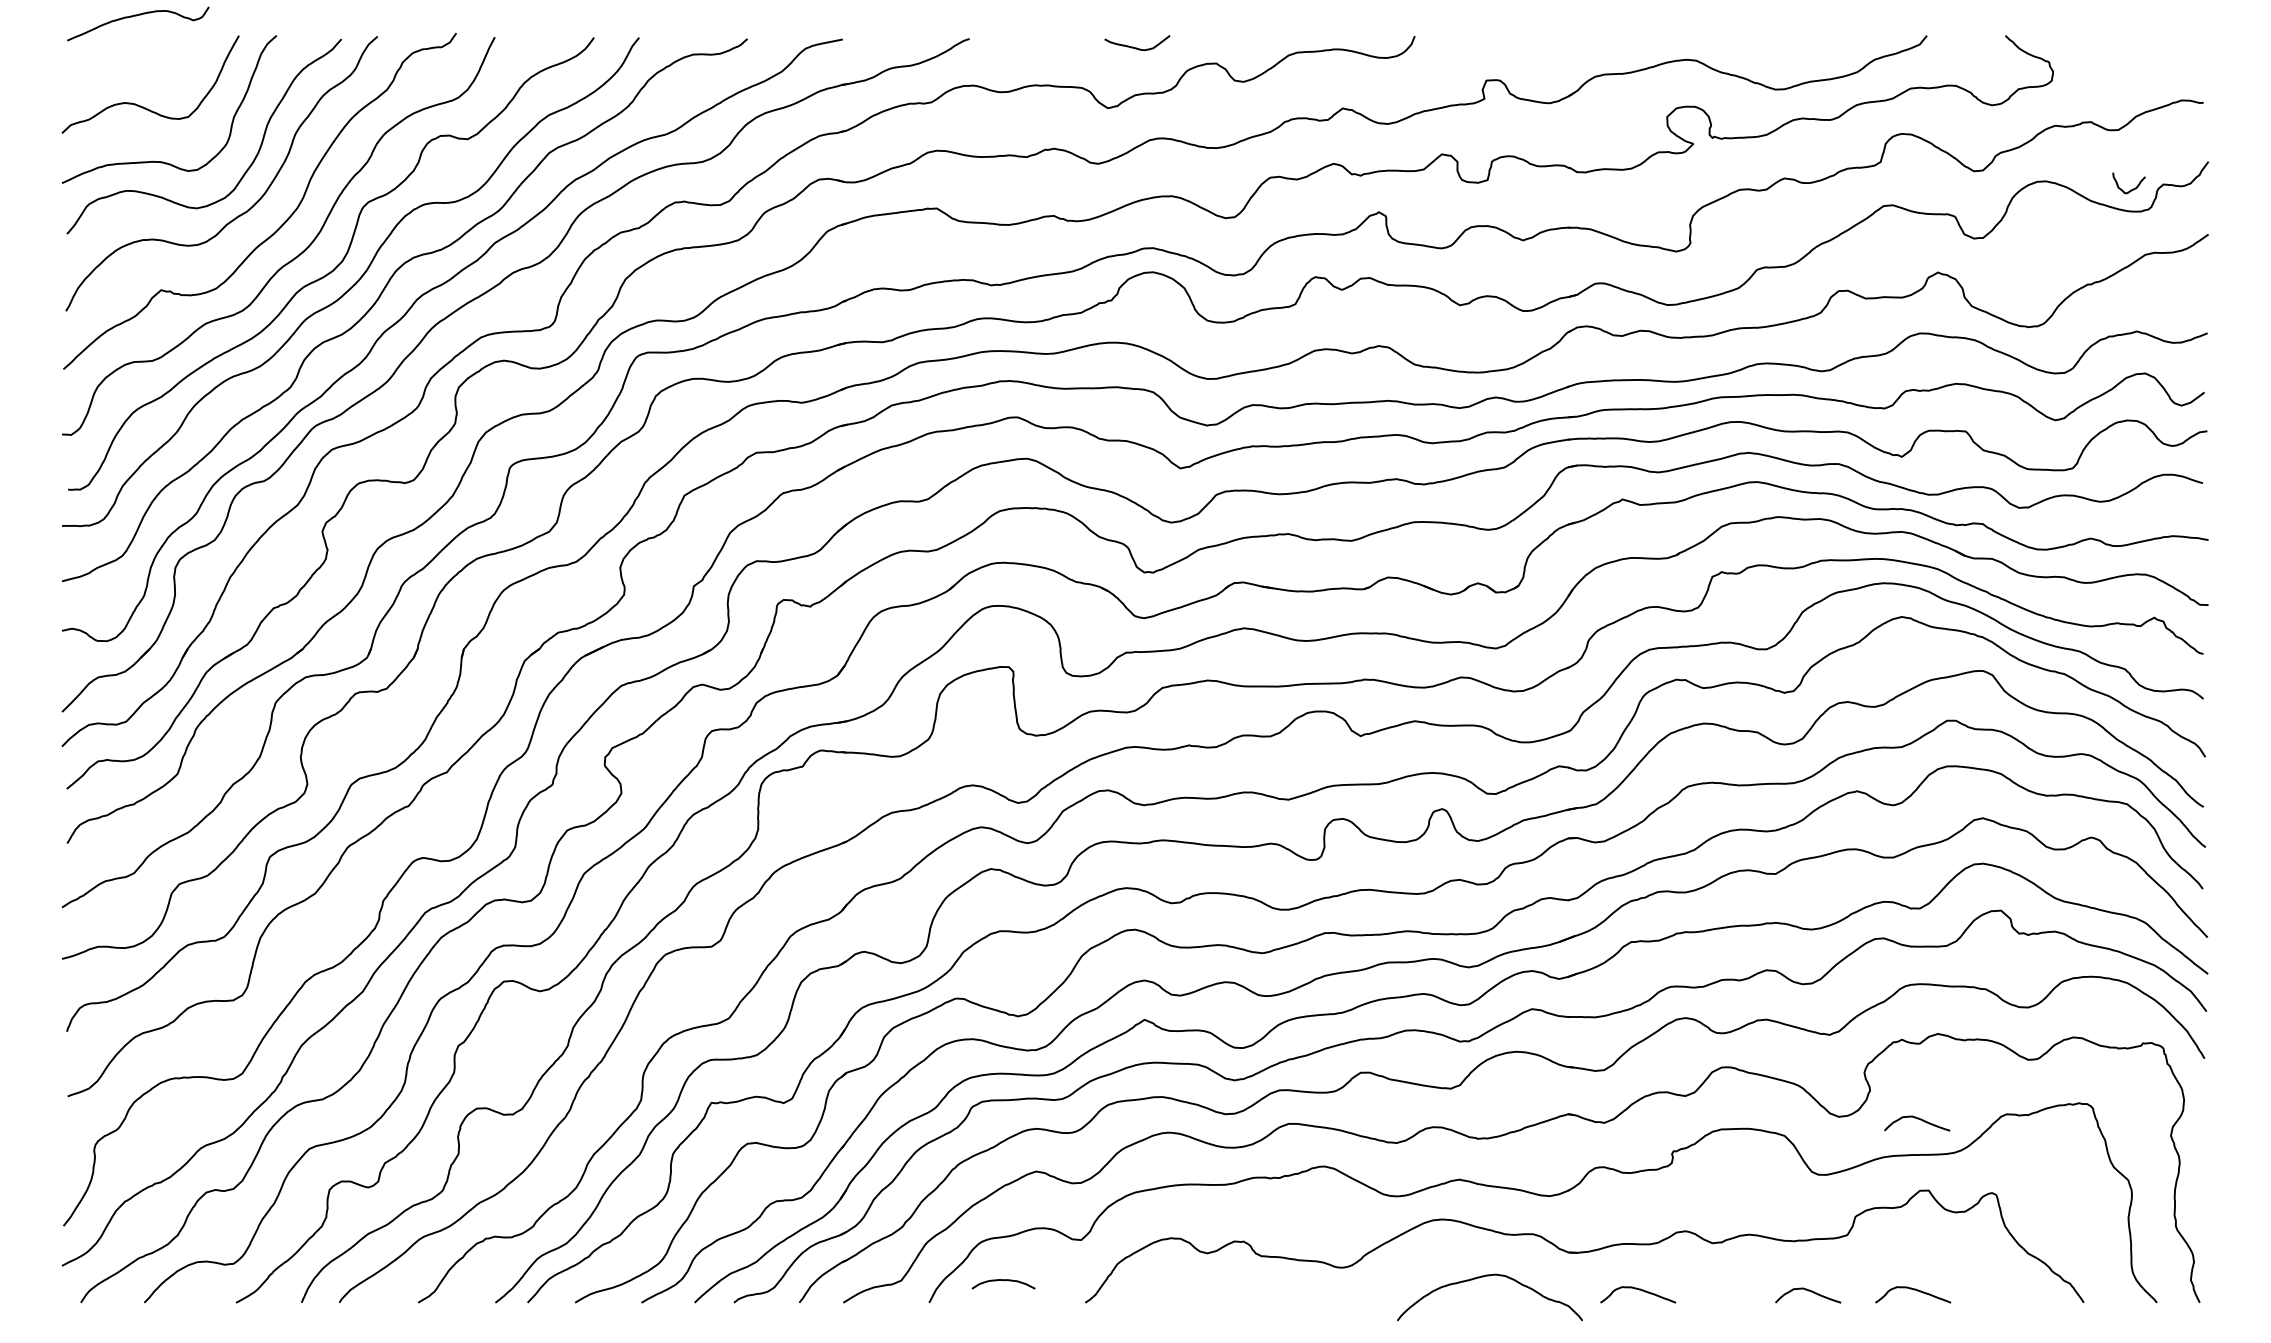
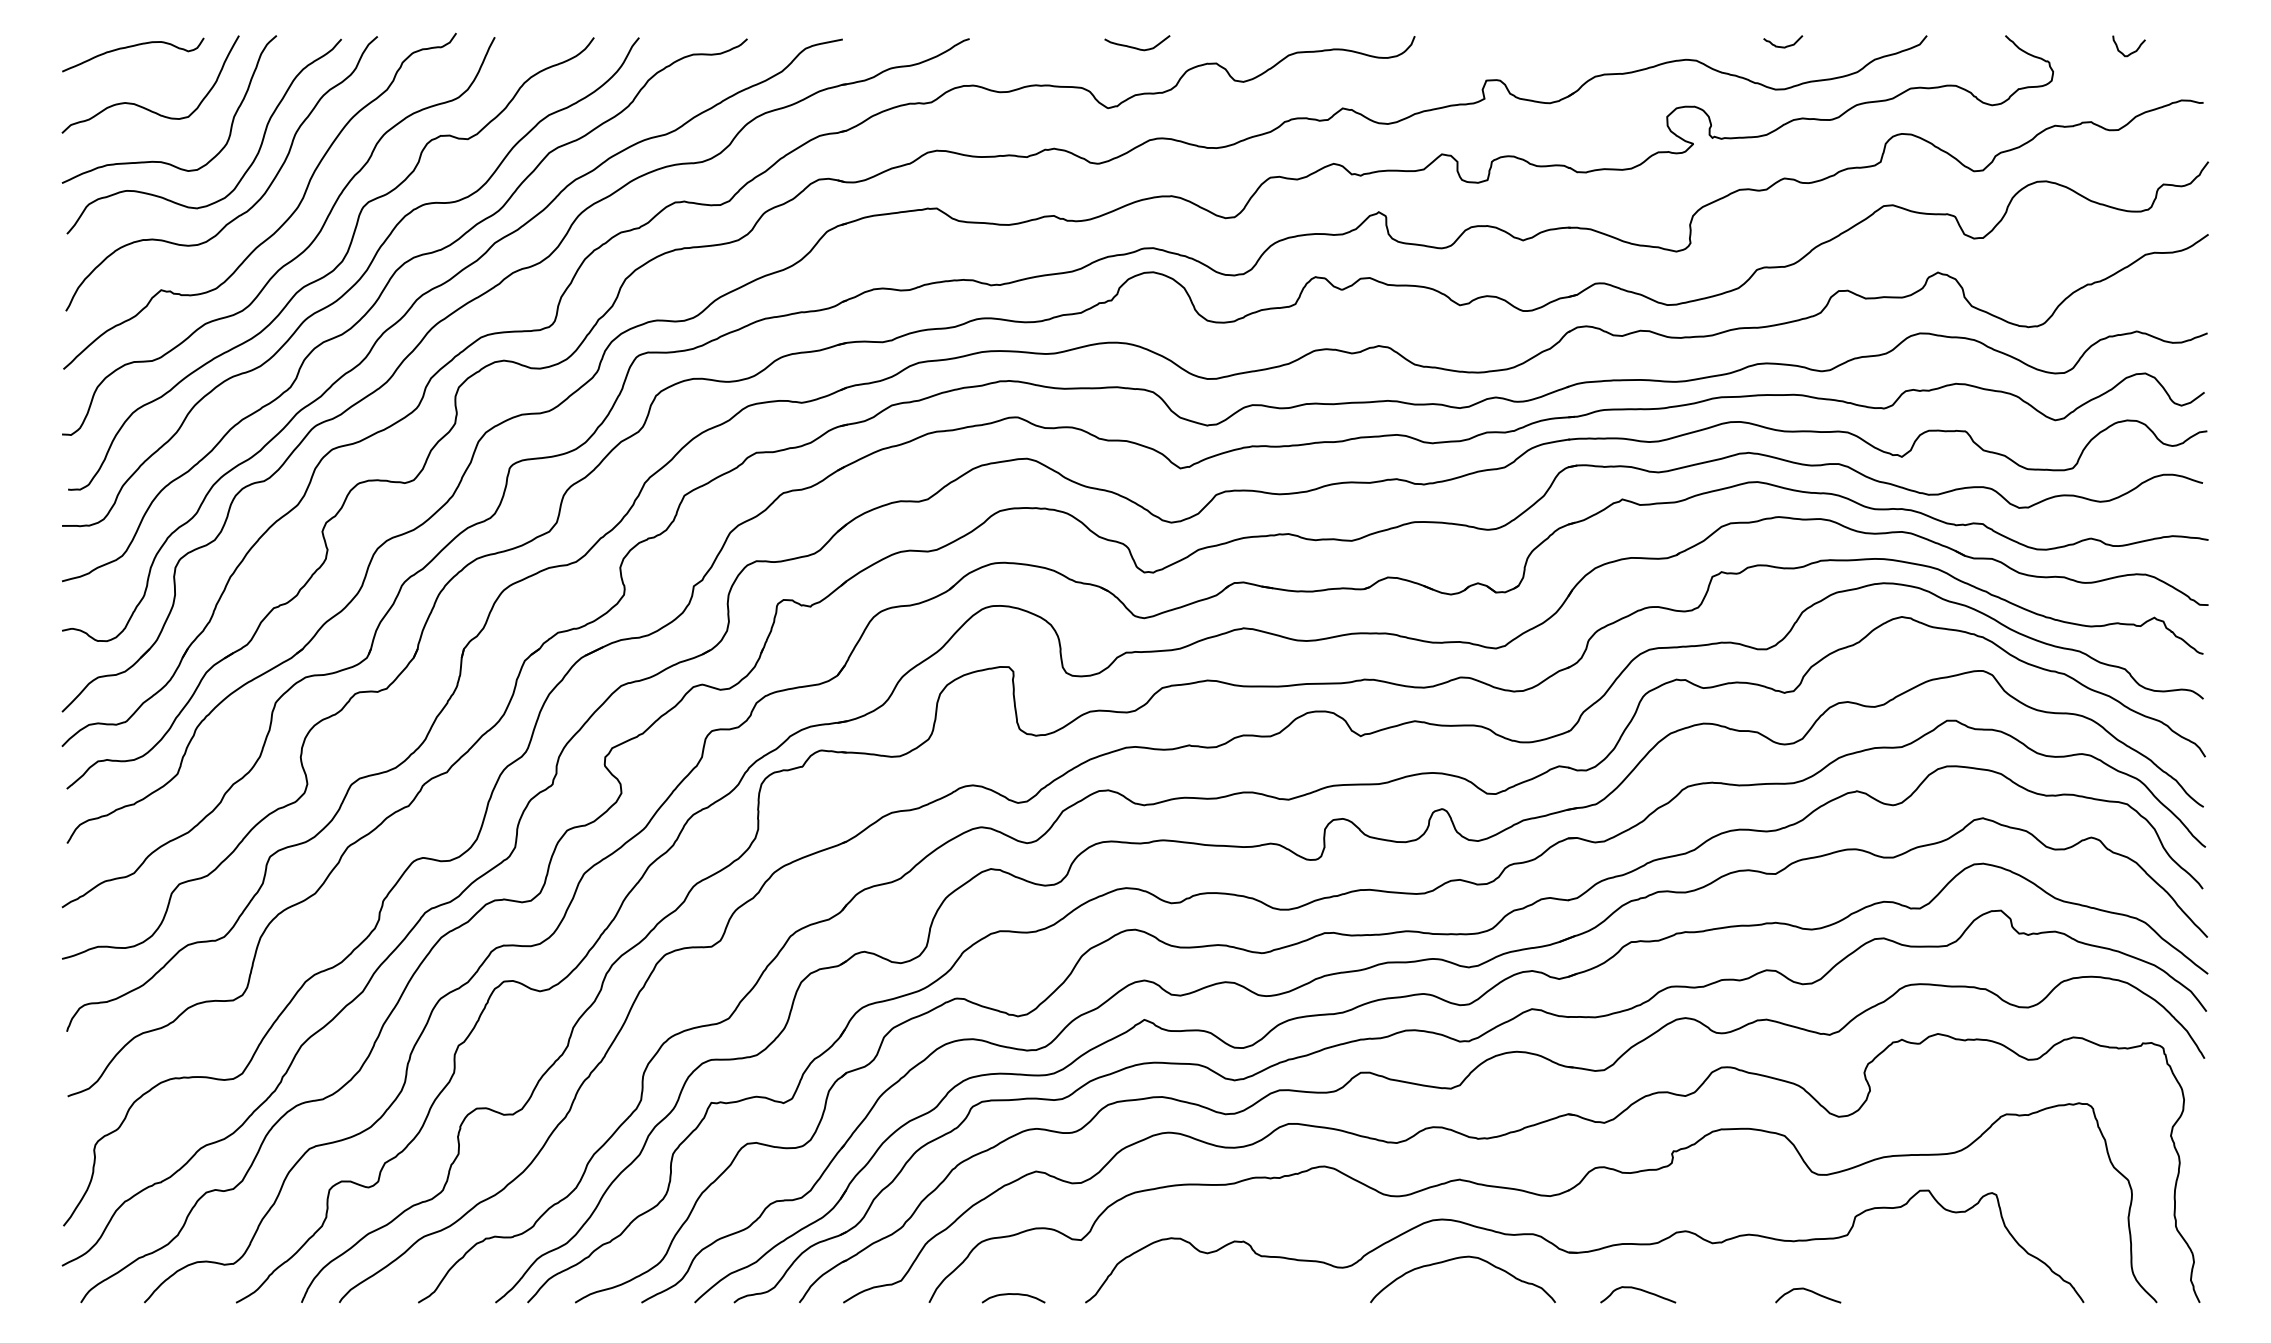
curve position: (136, 16) -> (131, 47) (131, 47)
curve: none -> present (1786, 45)
curve position: (2131, 189) -> (2131, 52) (2131, 52)
curve: present -> none (1917, 1119)
curve position: (1483, 1277) -> (1456, 1259) (1456, 1259)
curve position: (1003, 1281) -> (1013, 1295) (1013, 1295)
curve: present -> none (1913, 1290)
